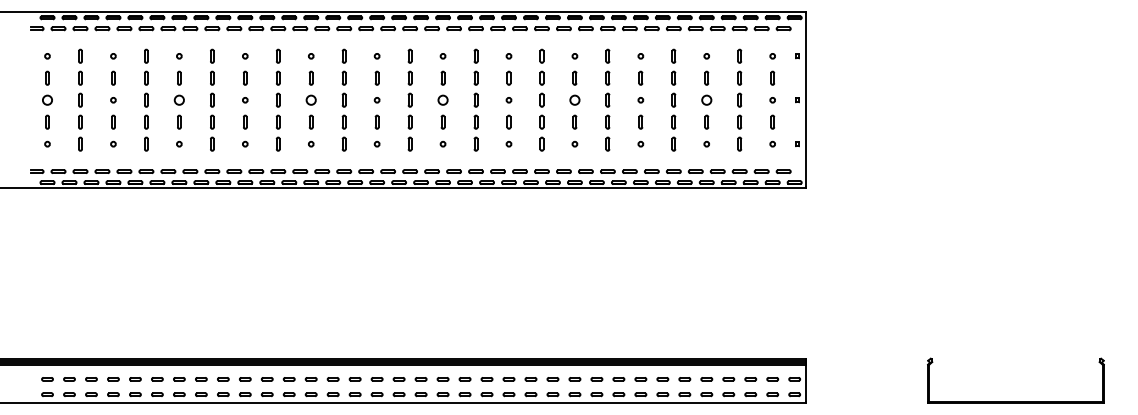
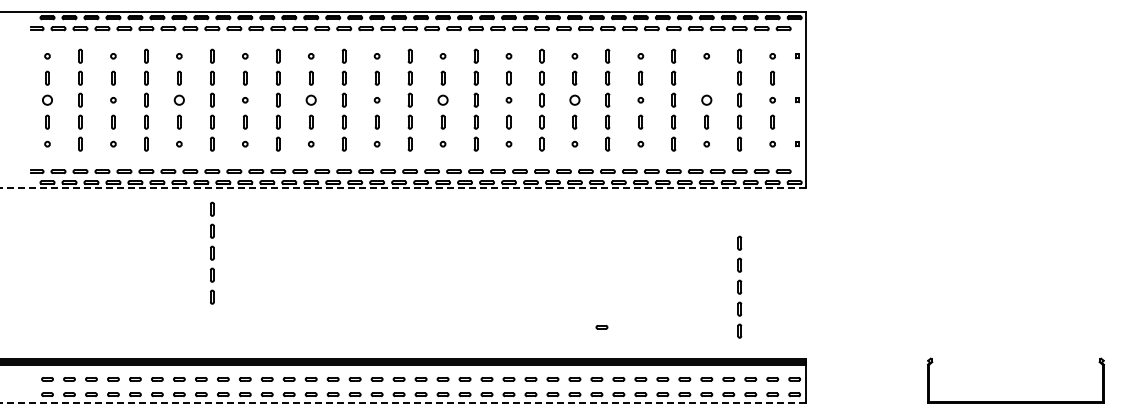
part: present -> none (706, 77)
line: solid -> dashed (402, 188)
line: none -> present (211, 252)
part: none -> present (739, 286)
part: none -> present (601, 327)
line: solid -> dashed (402, 402)
